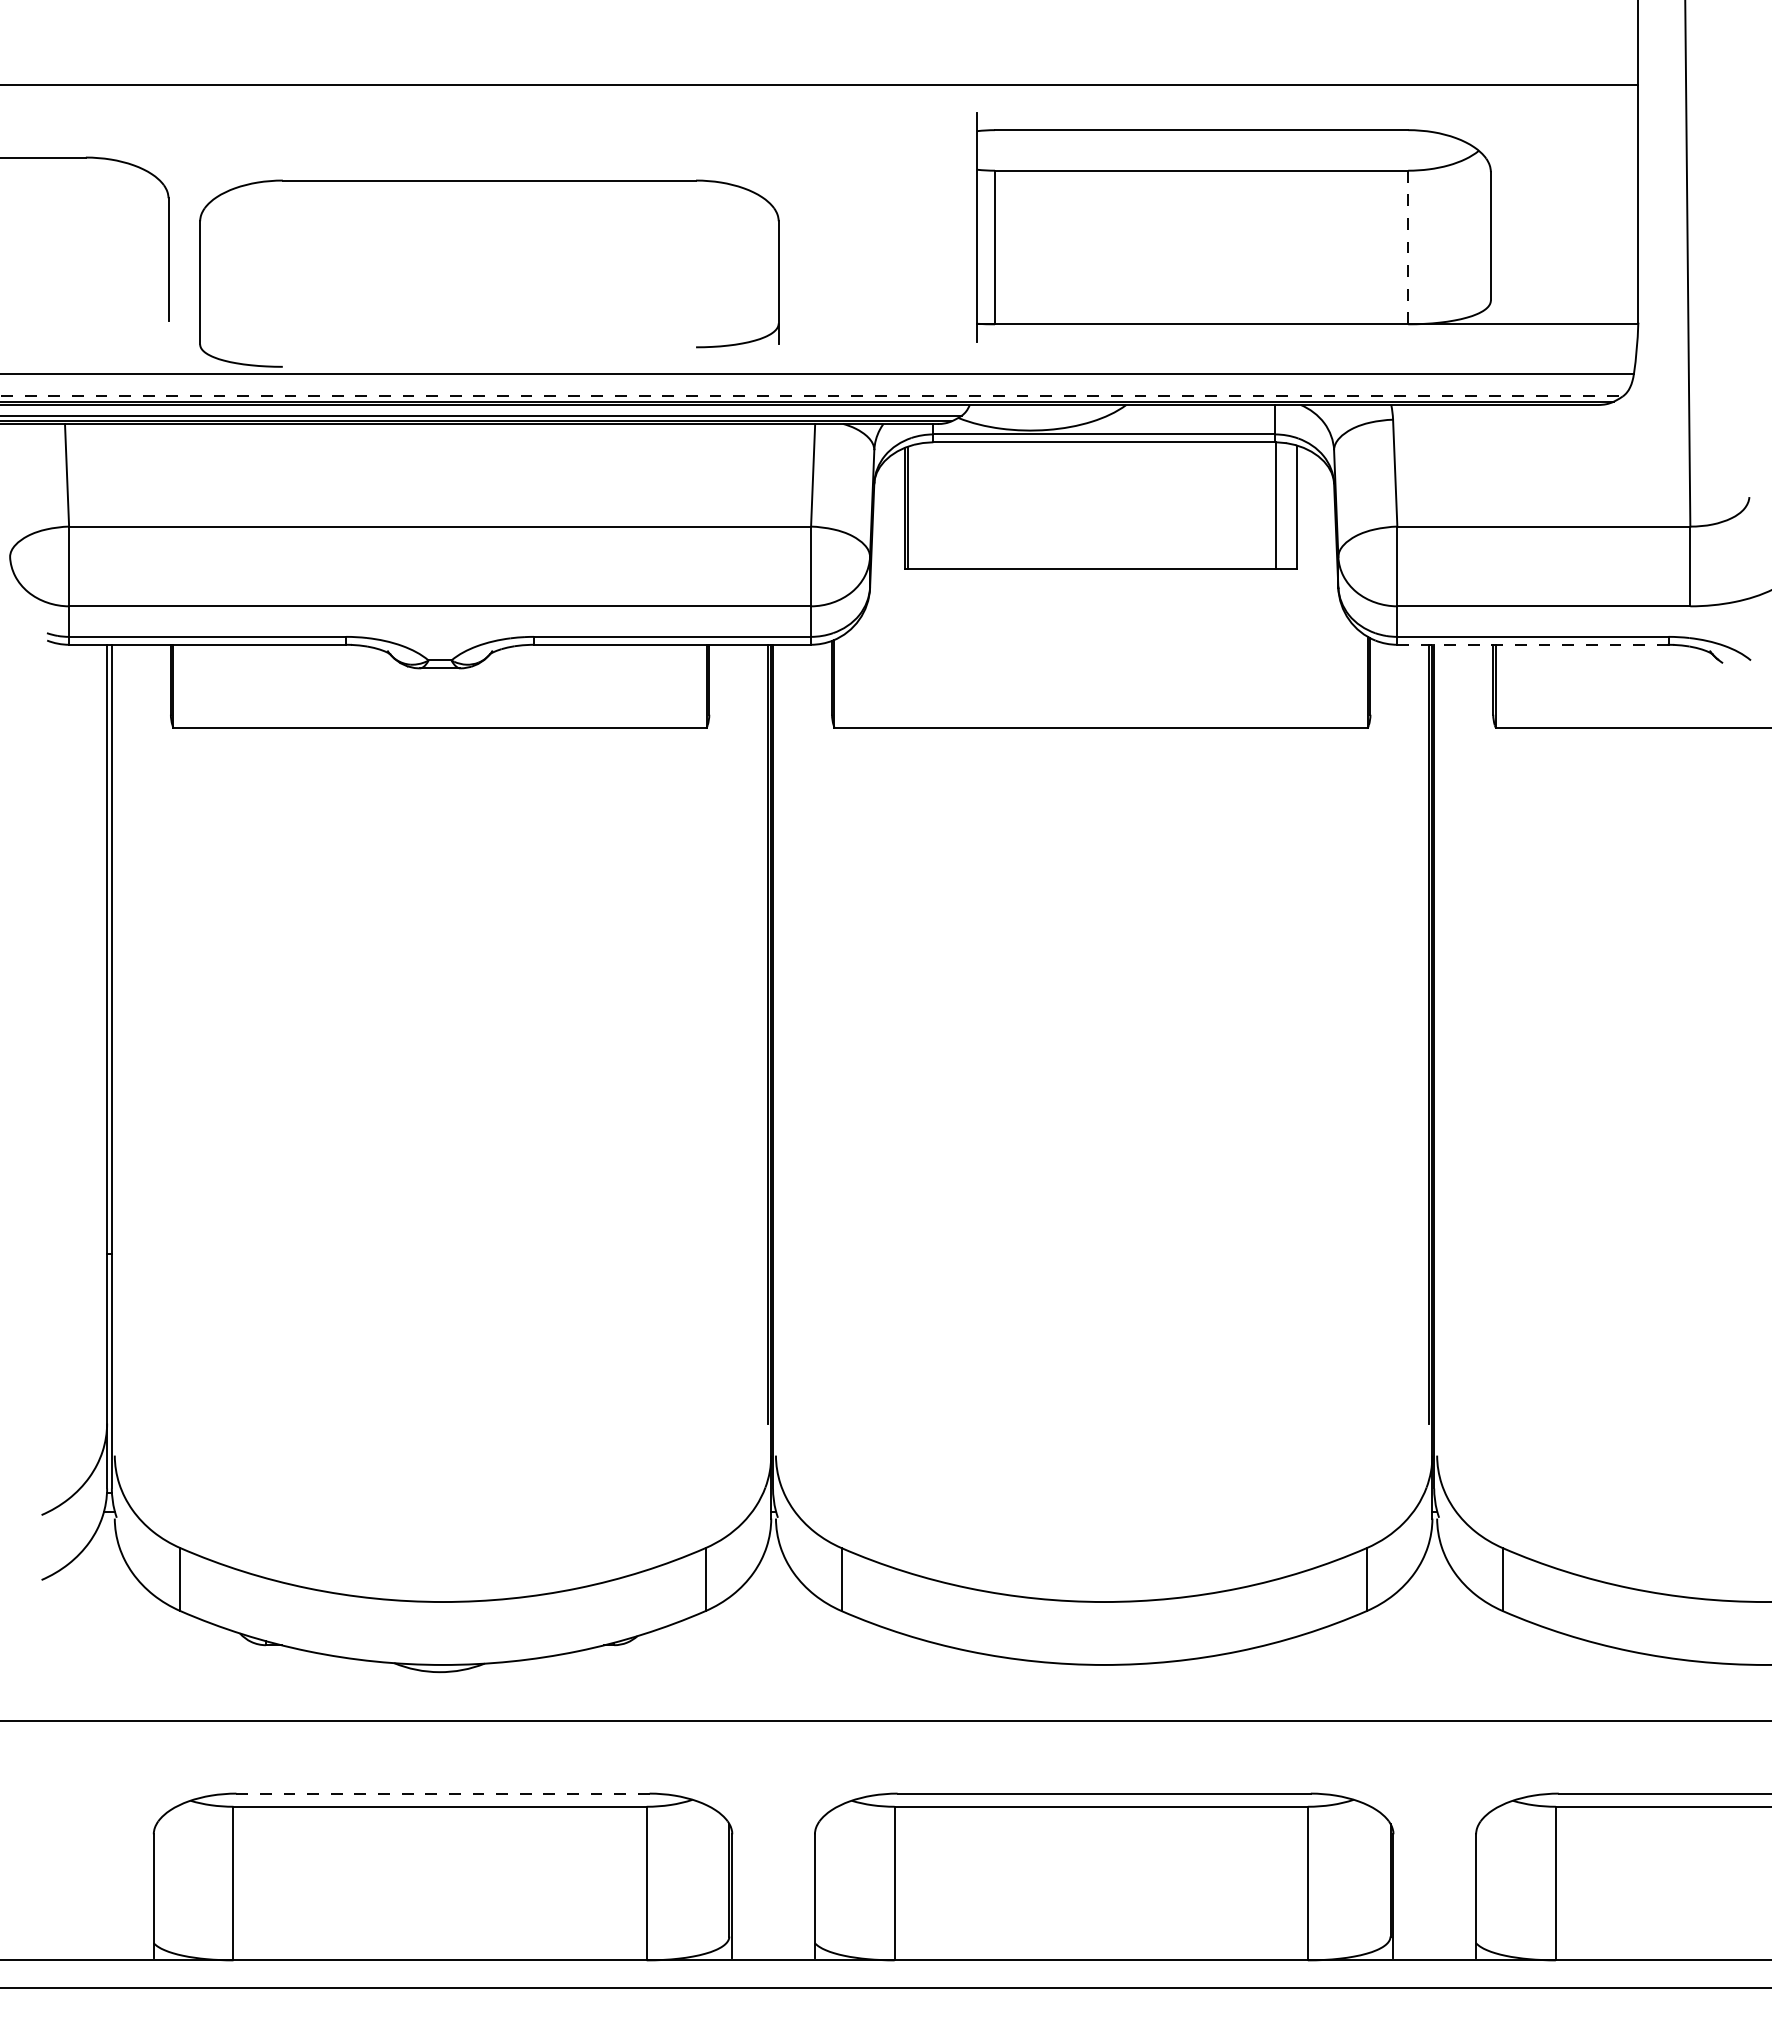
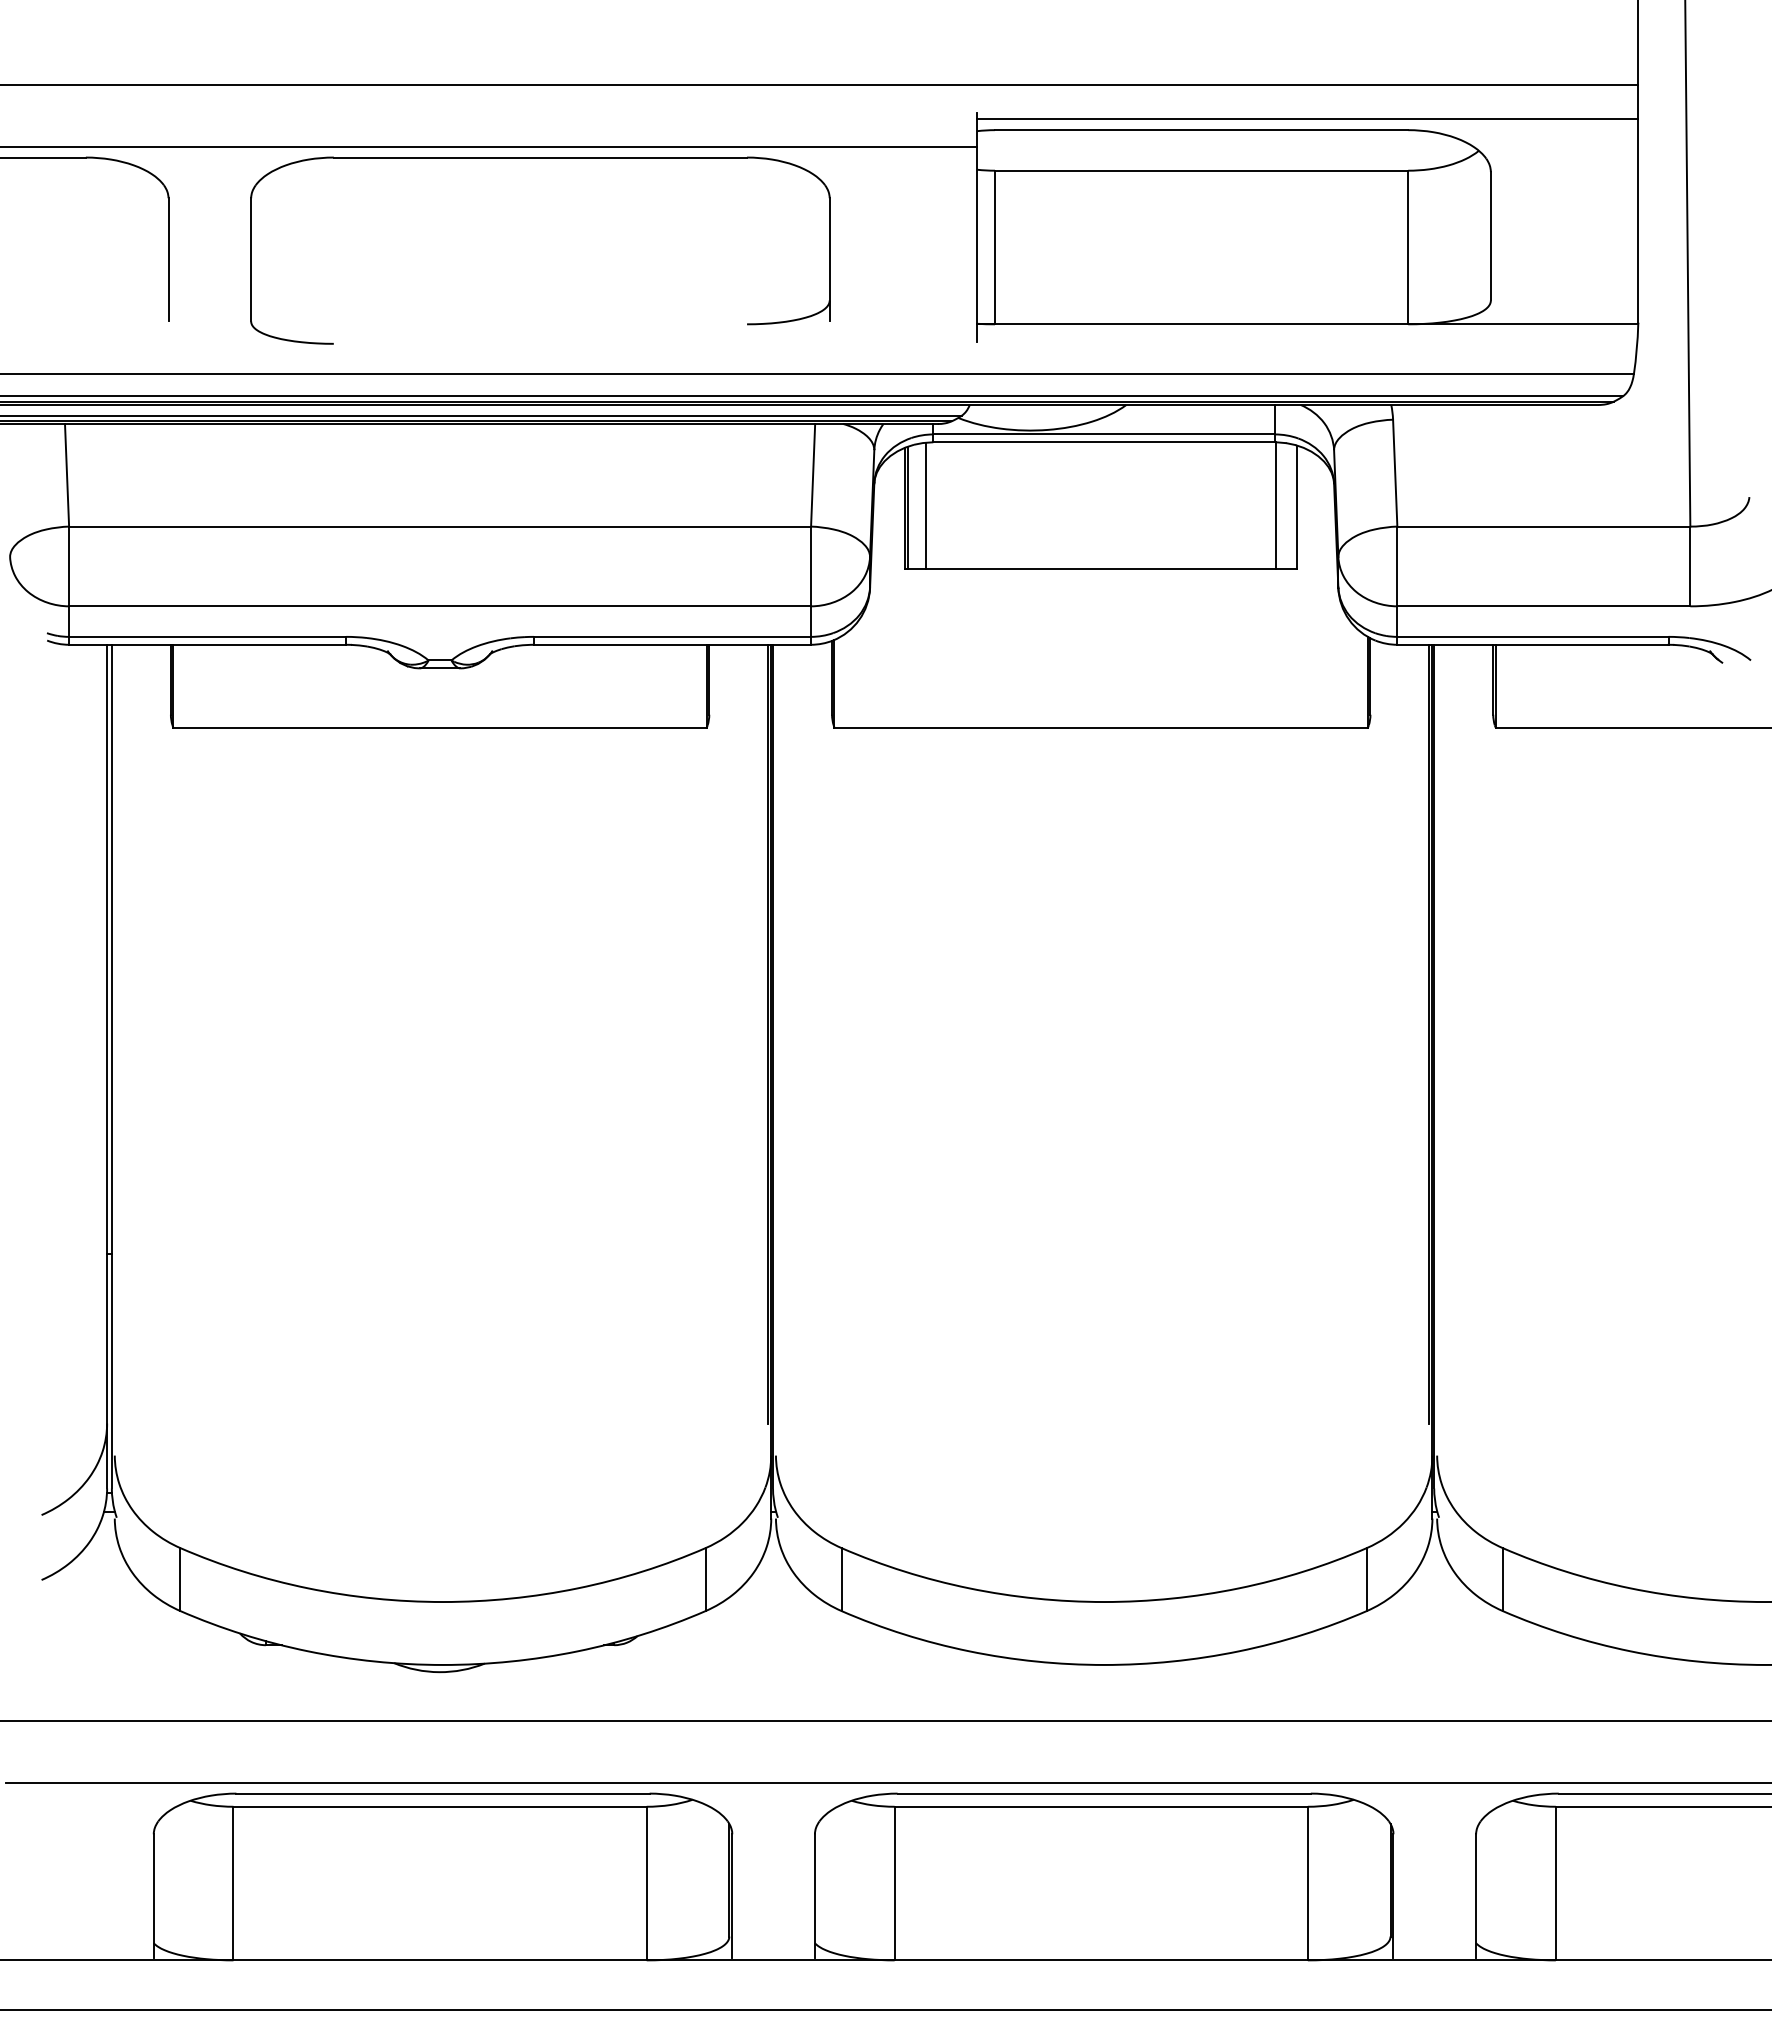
line: none -> present (1307, 119)
line: none -> present (489, 146)
part position: (489, 181) -> (540, 158) (540, 158)
line: dashed -> solid (1408, 247)
line: dashed -> solid (812, 396)
line: none -> present (926, 505)
line: dashed -> solid (1532, 644)
line: none -> present (887, 1782)
line: dashed -> solid (443, 1793)
line position: (885, 1987) -> (885, 2009) (885, 2009)
